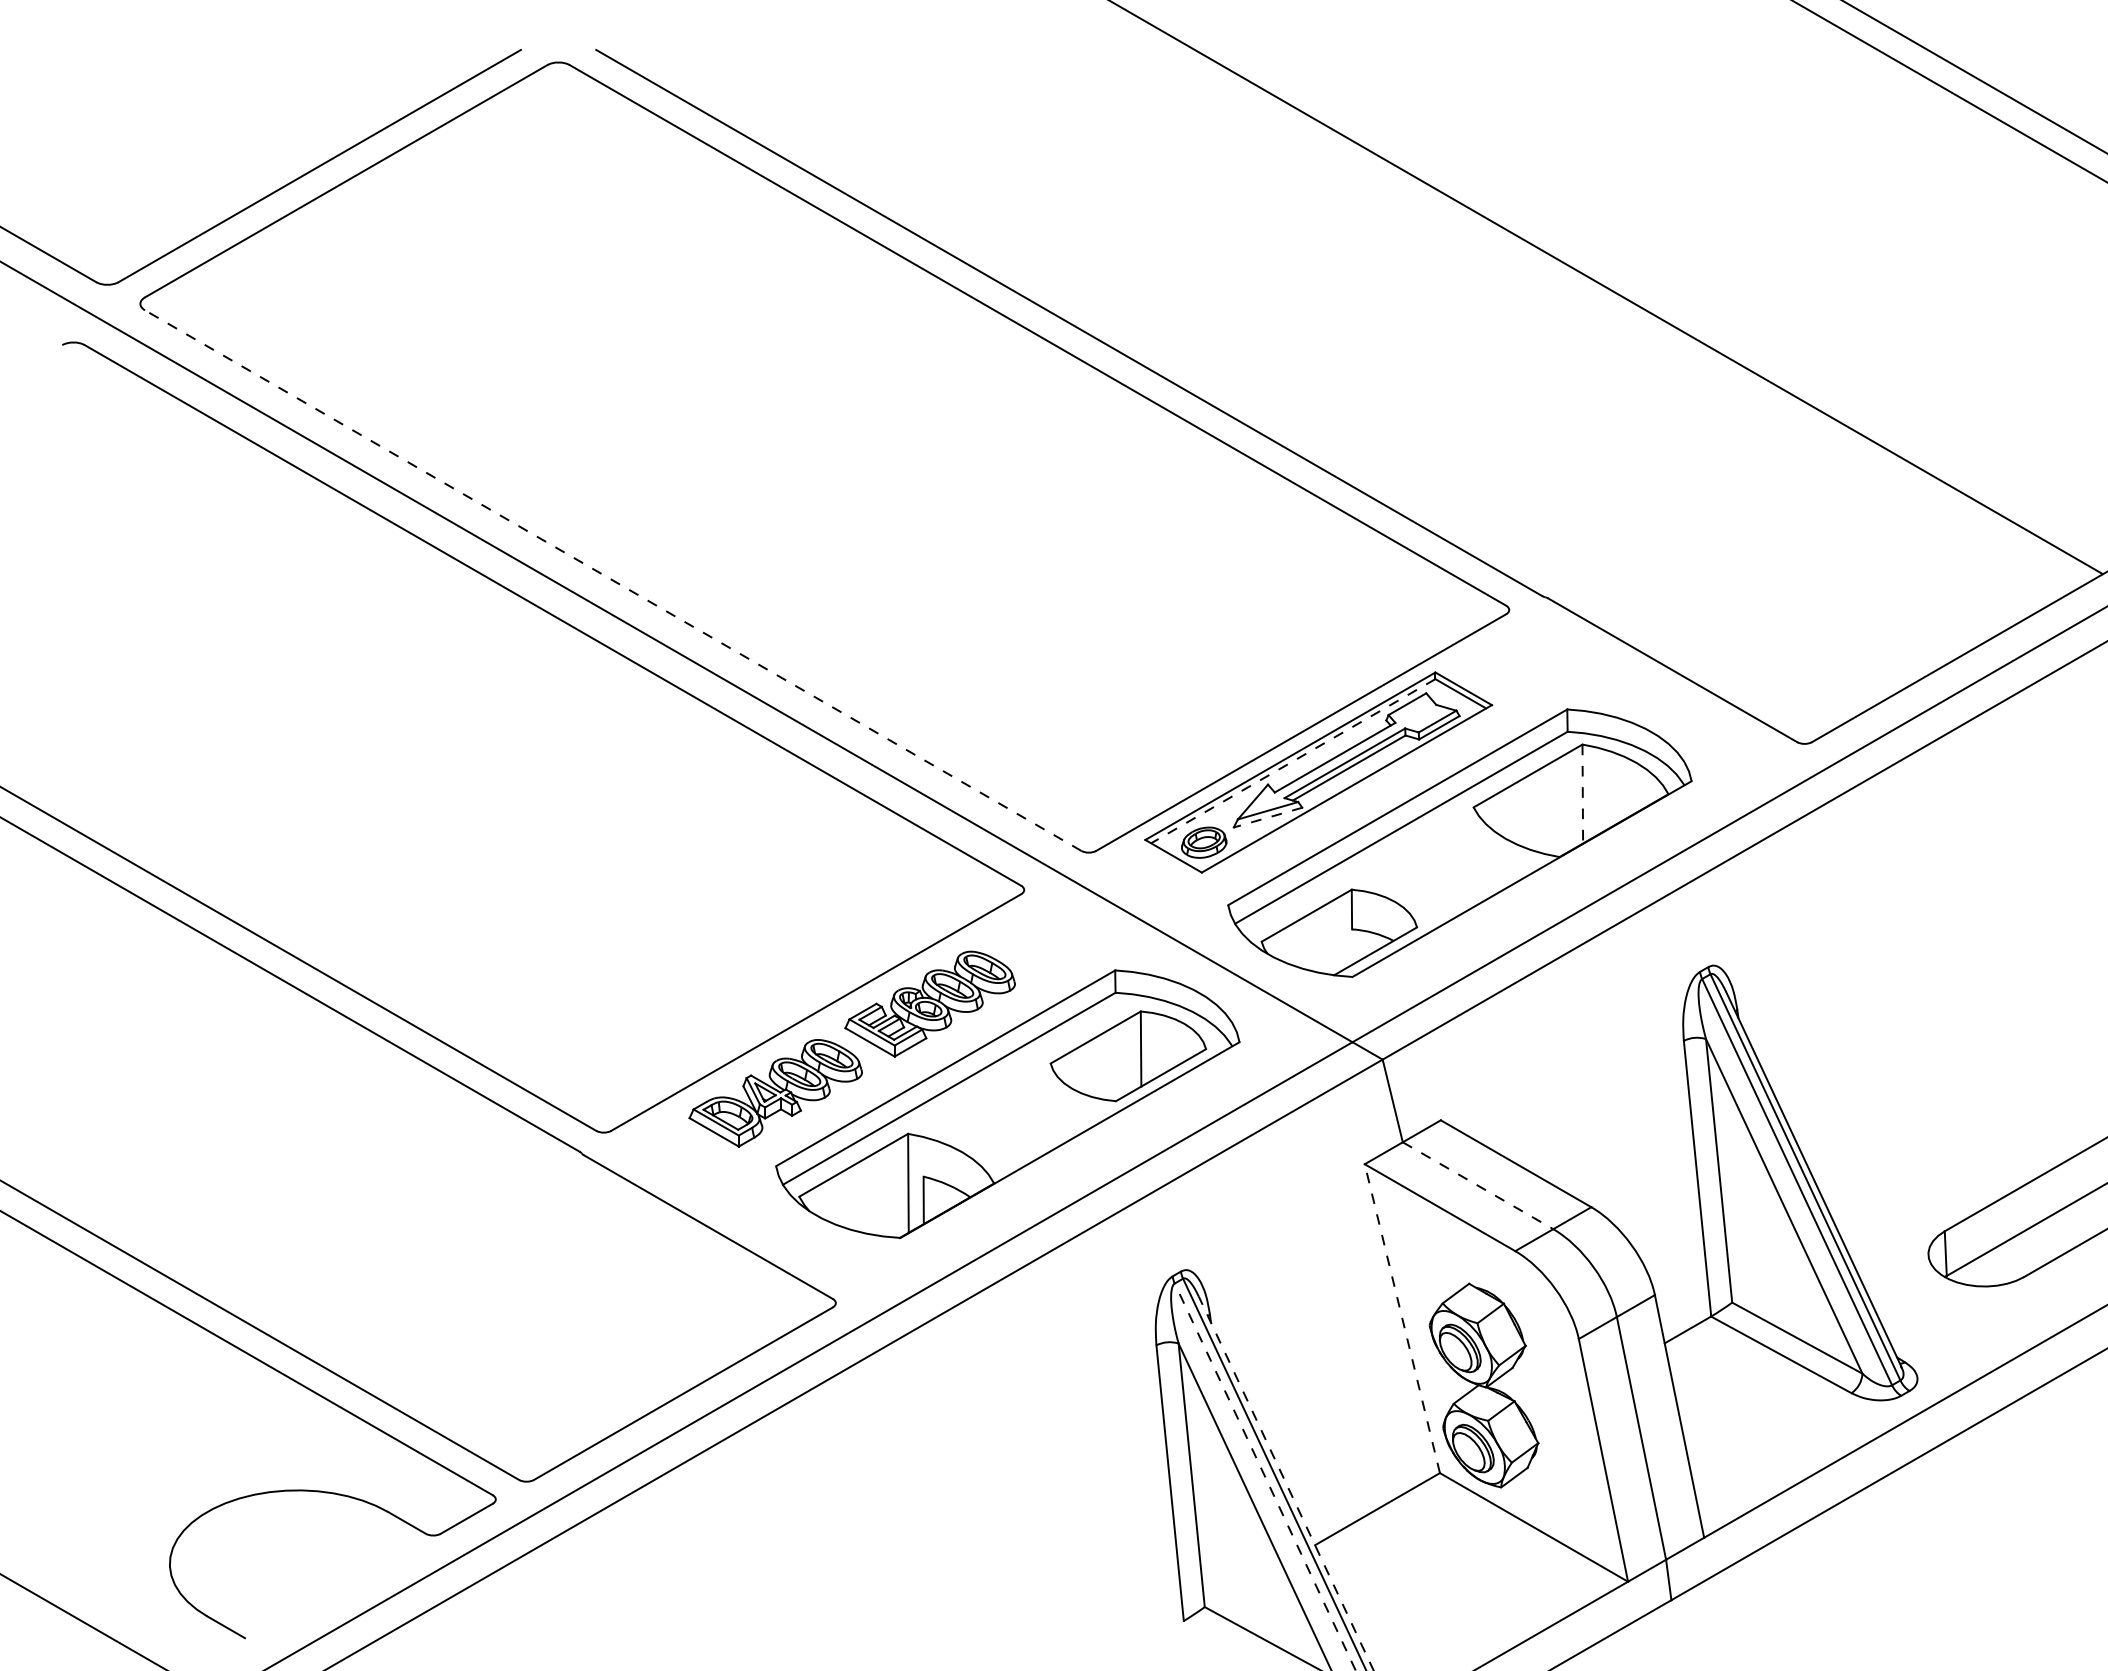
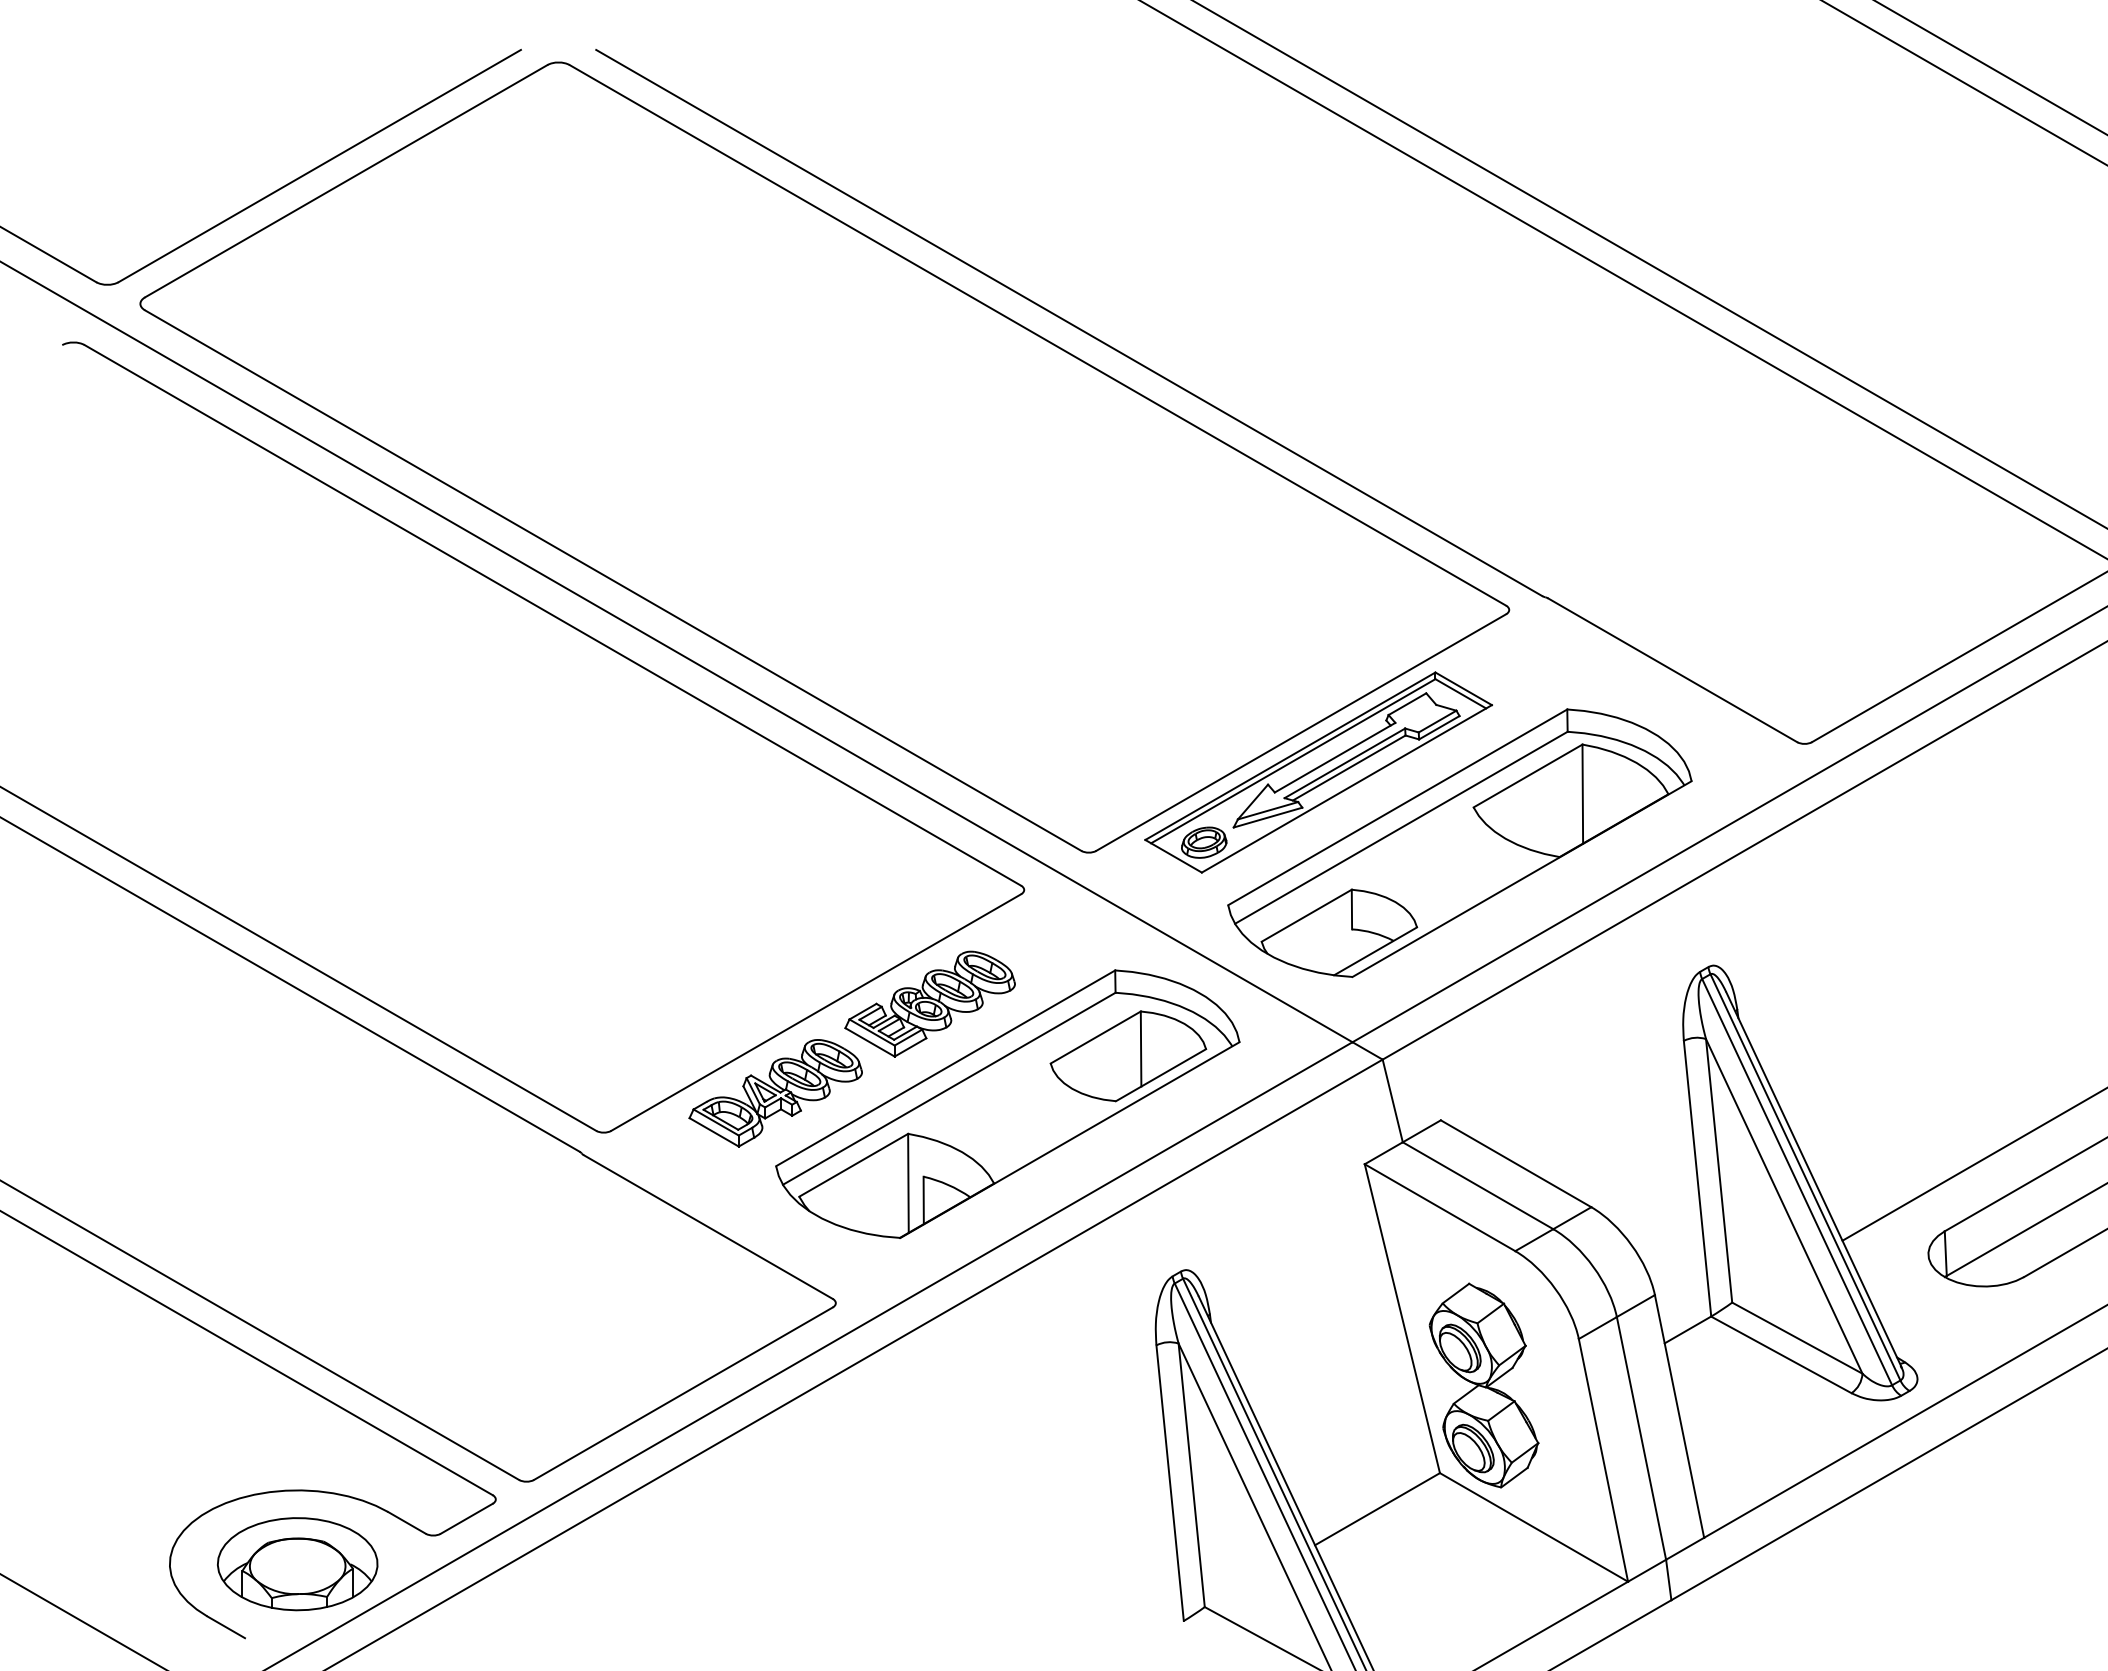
line position: (1974, 76) -> (1990, 67) (1990, 67)
line position: (1949, 91) -> (1964, 82) (1964, 82)
line: none -> present (1649, 264)
line position: (1607, 288) -> (1623, 279) (1623, 279)
line: dashed -> solid (613, 580)
line: dashed -> solid (1292, 761)
line: dashed -> solid (1582, 794)
line: dashed -> solid (1268, 817)
line: none -> present (1973, 1164)
line: dashed -> solid (1478, 1185)
line: dashed -> solid (1402, 1318)
line: dashed -> solid (1265, 1477)
line: dashed -> solid (1286, 1483)
part: none -> present (297, 1564)
